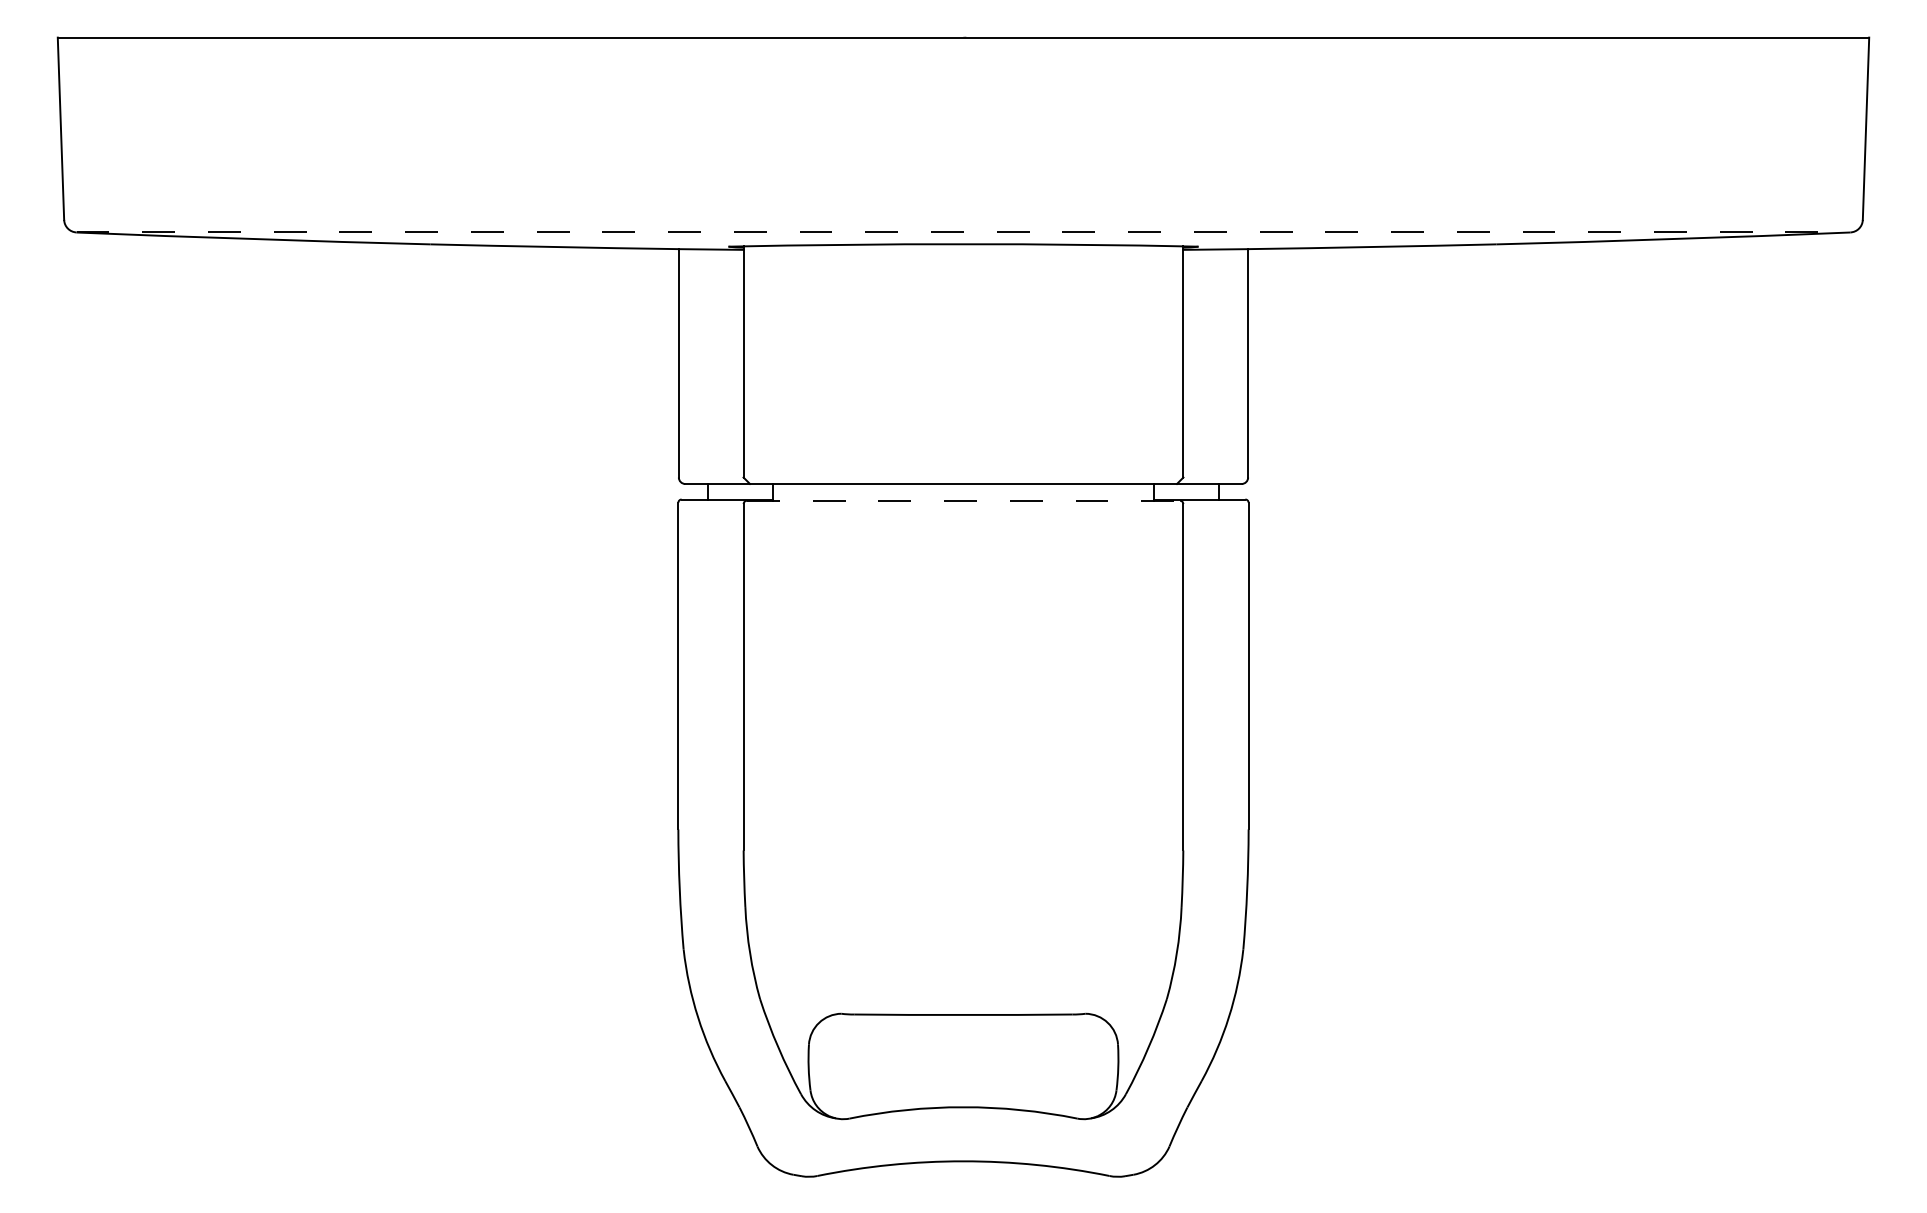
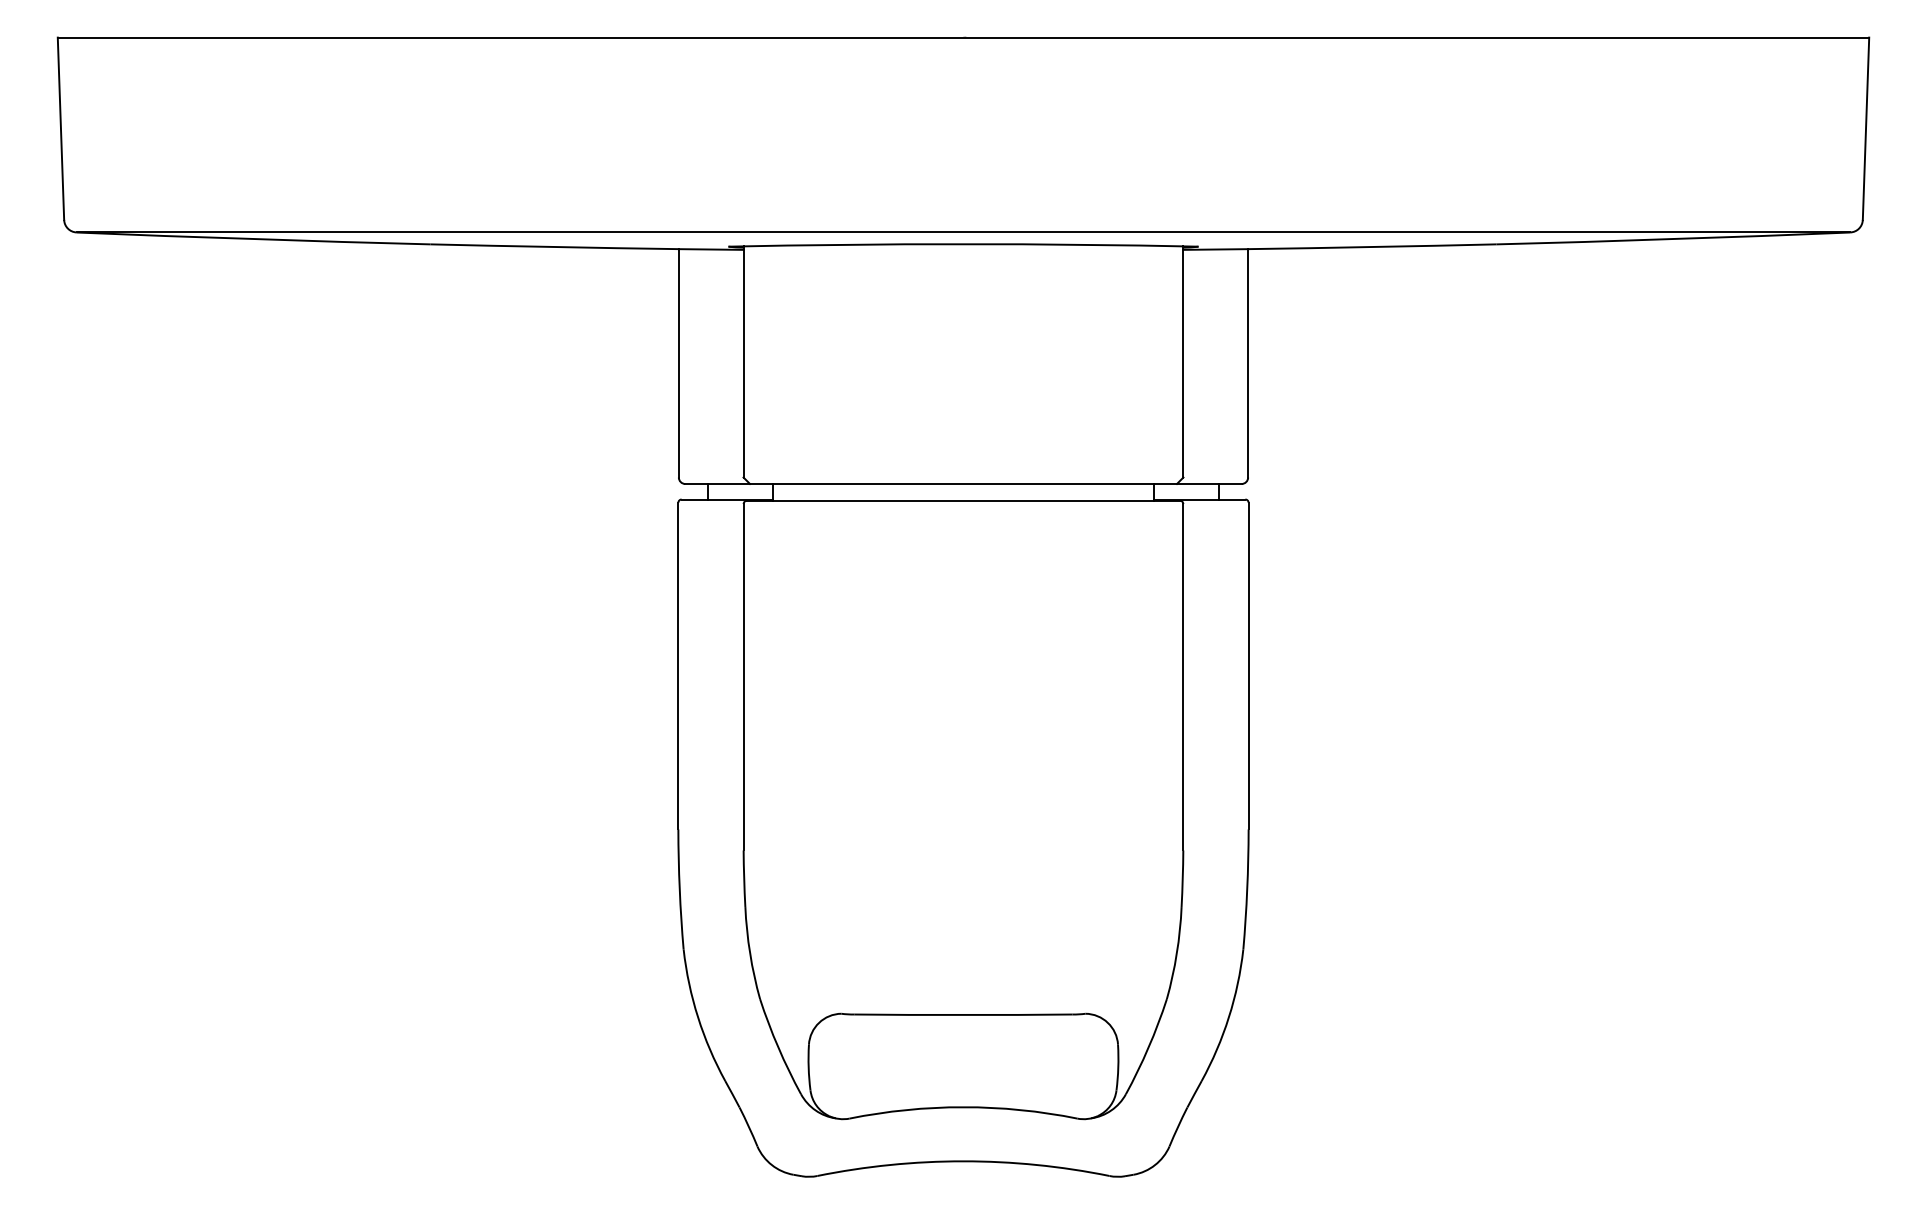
line: dashed -> solid (963, 232)
line: dashed -> solid (963, 500)
